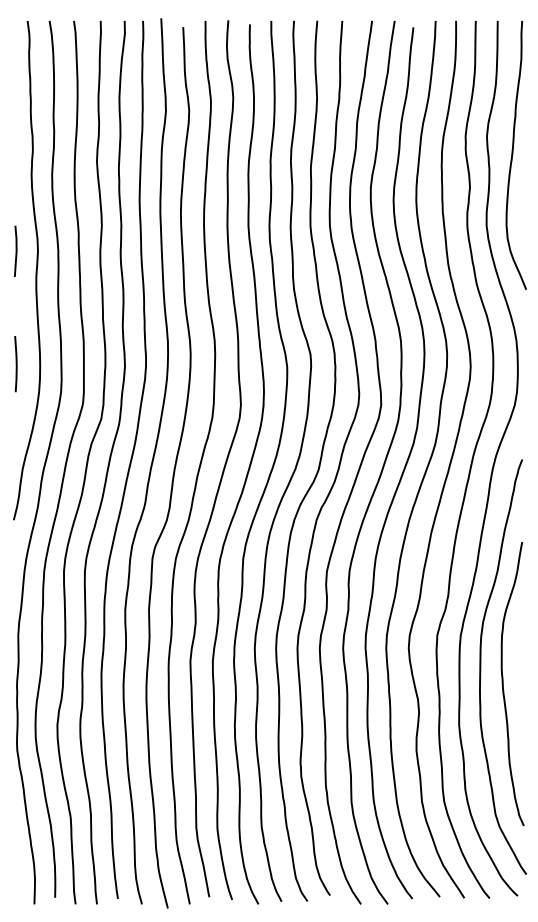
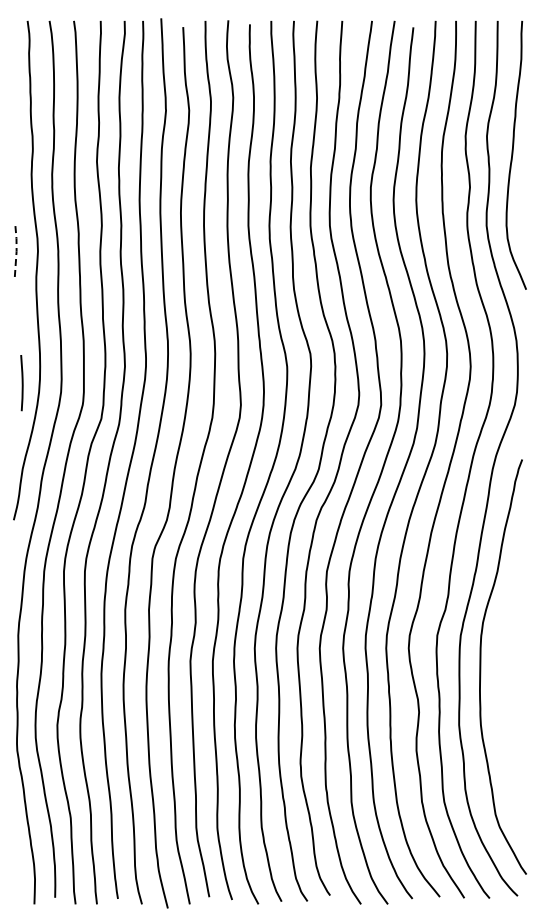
line: solid -> dashed (16, 251)
line position: (15, 364) -> (21, 383) (21, 383)
curve: present -> none (503, 684)
